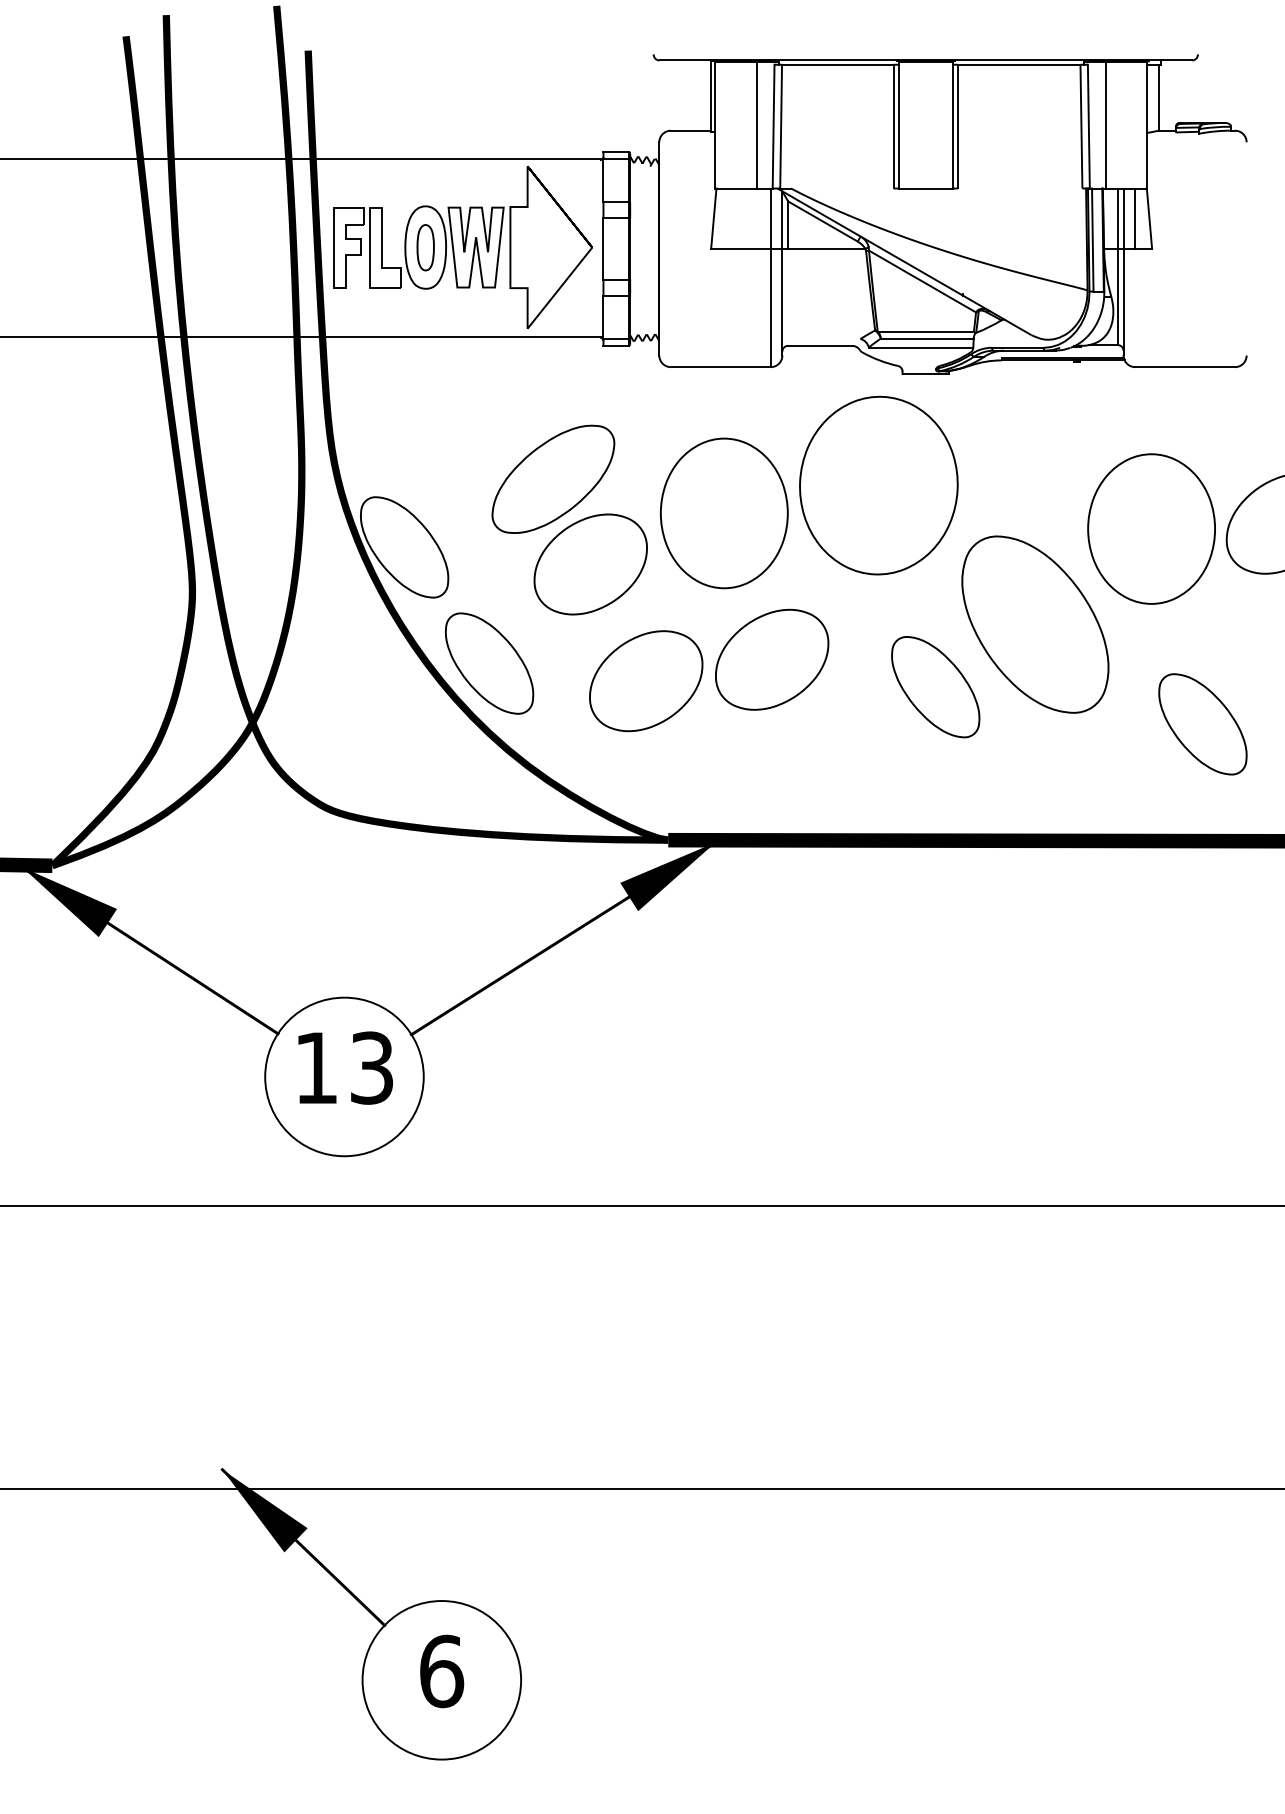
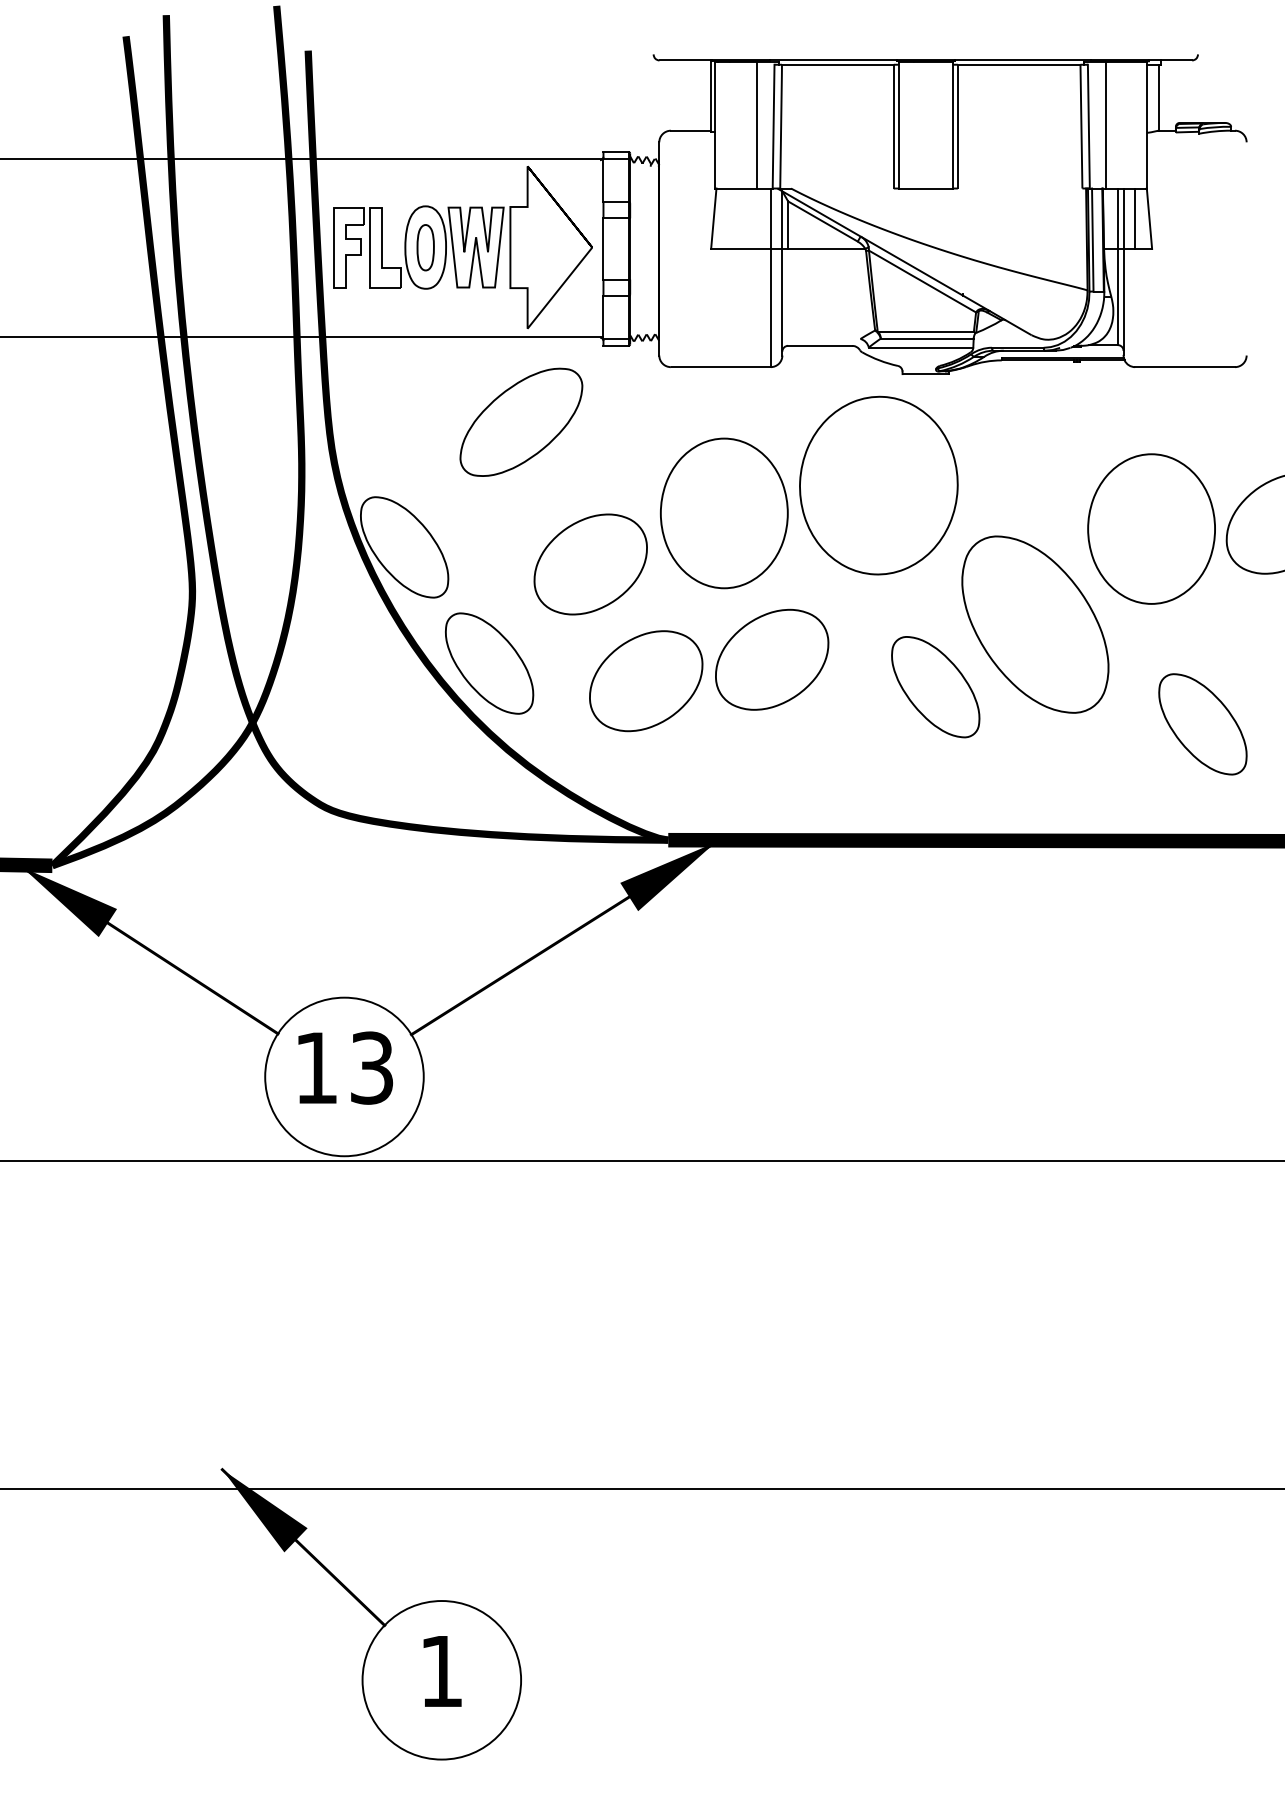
part position: (553, 478) -> (521, 421) (521, 421)
line position: (641, 1205) -> (641, 1160) (641, 1160)
text: 6 -> 1 (442, 1671)
